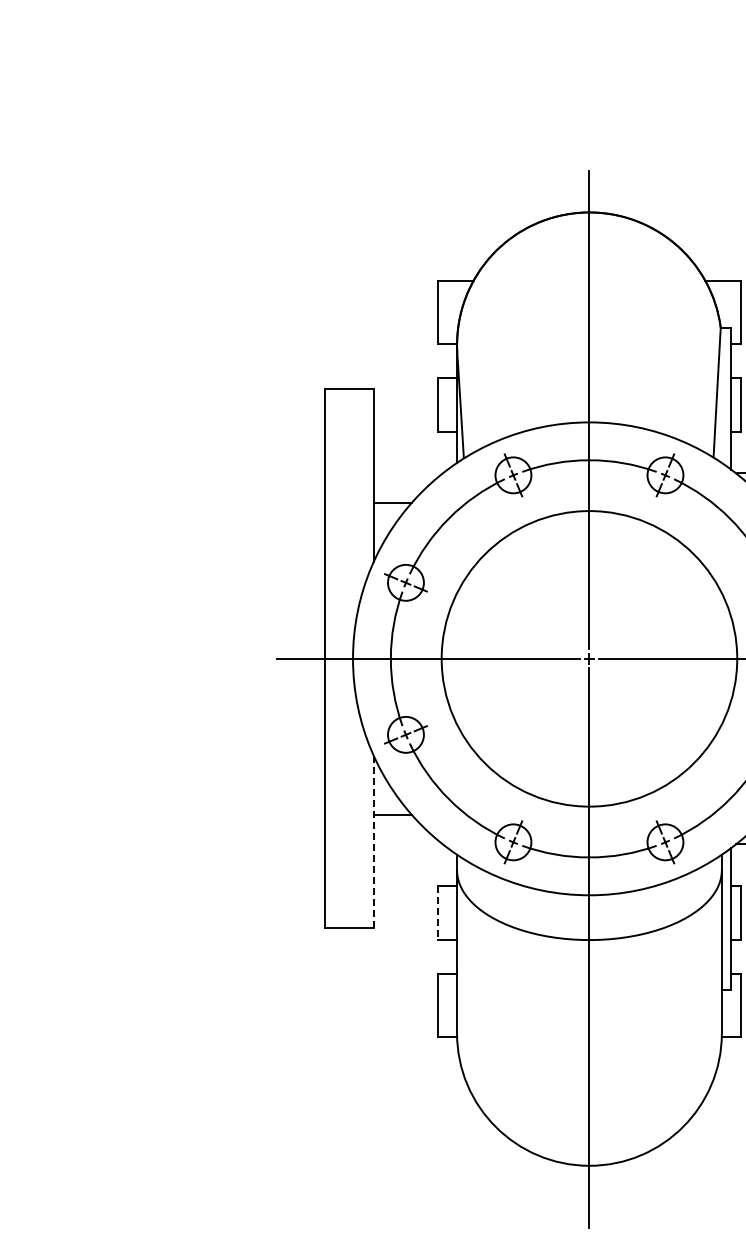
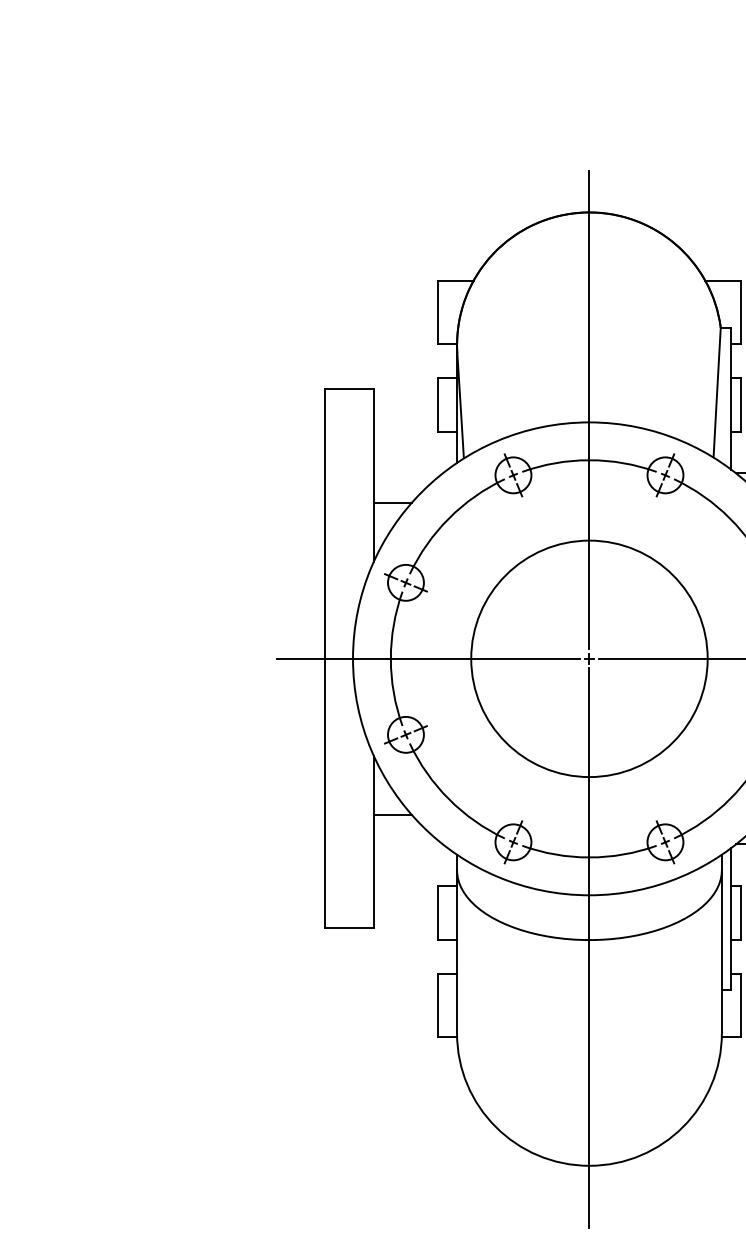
circle diameter: 296 px -> 236 px (589, 658)
line: dashed -> solid (373, 841)
line: dashed -> solid (438, 912)
